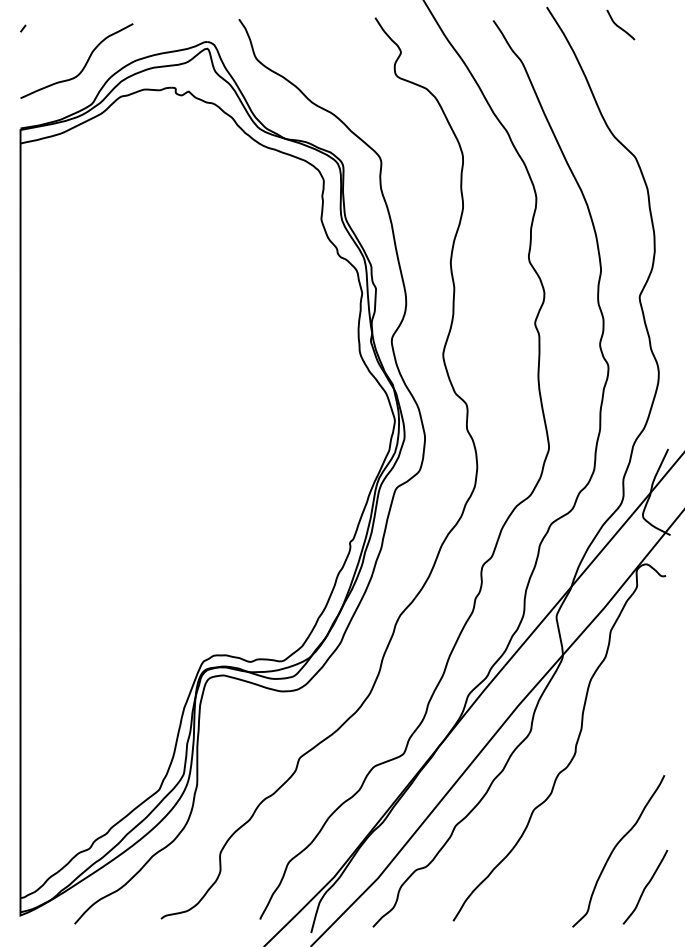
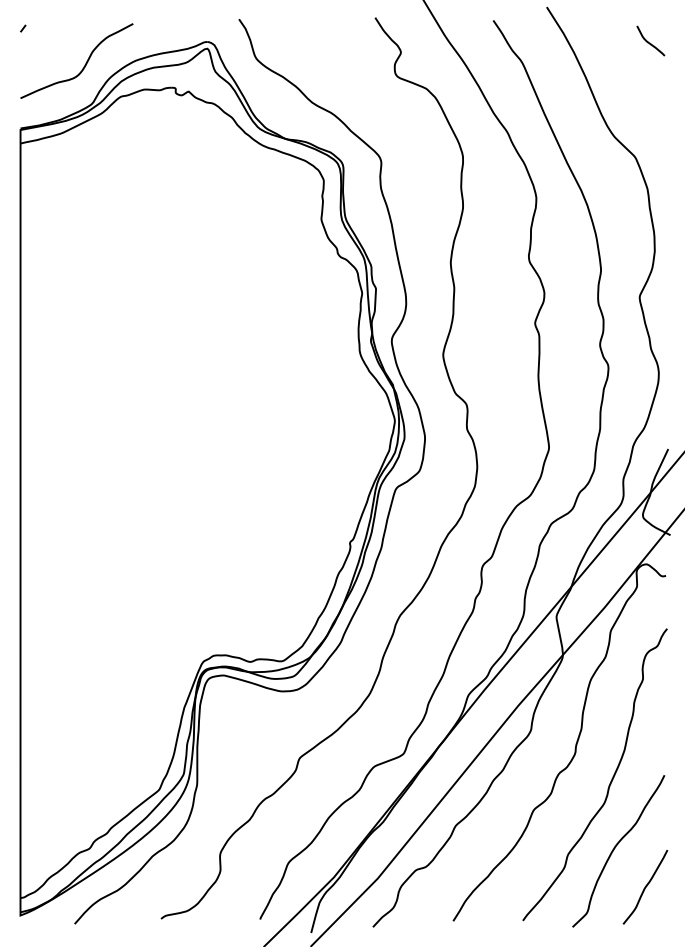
curve position: (620, 26) -> (650, 42) (650, 42)
curve: none -> present (611, 778)
